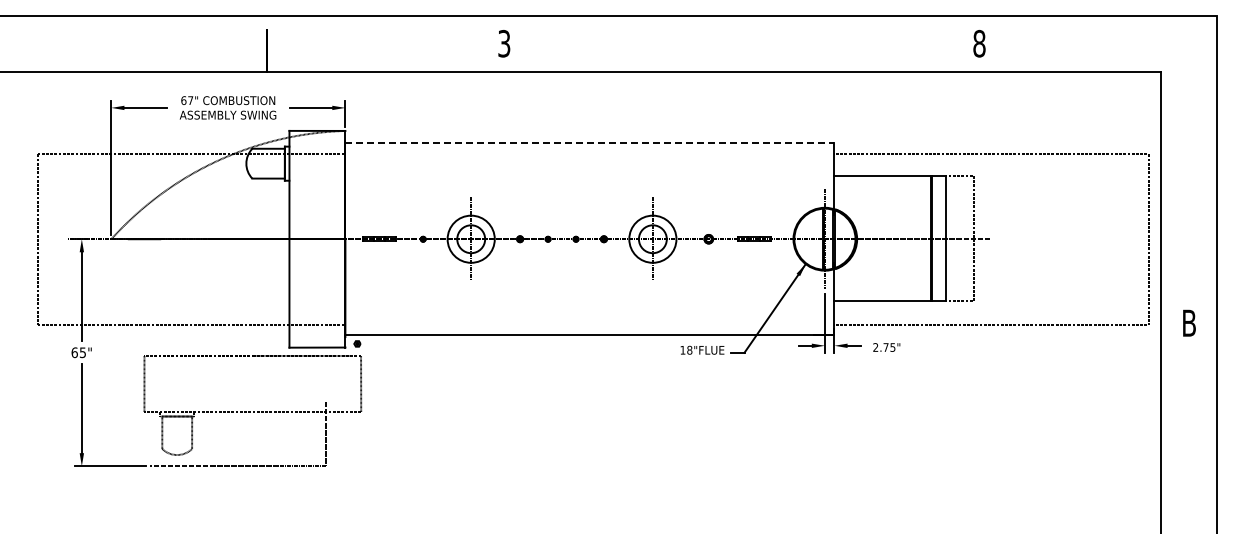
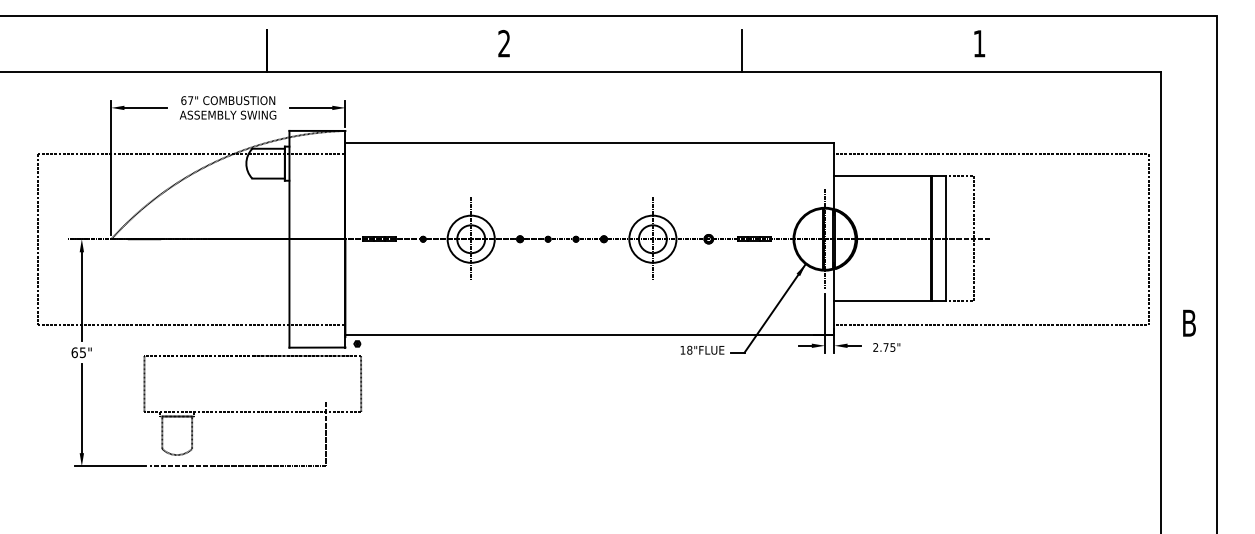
text: 3 -> 2 (504, 43)
text: 8 -> 1 (979, 43)
line: none -> present (742, 51)
line: dashed -> solid (589, 143)
